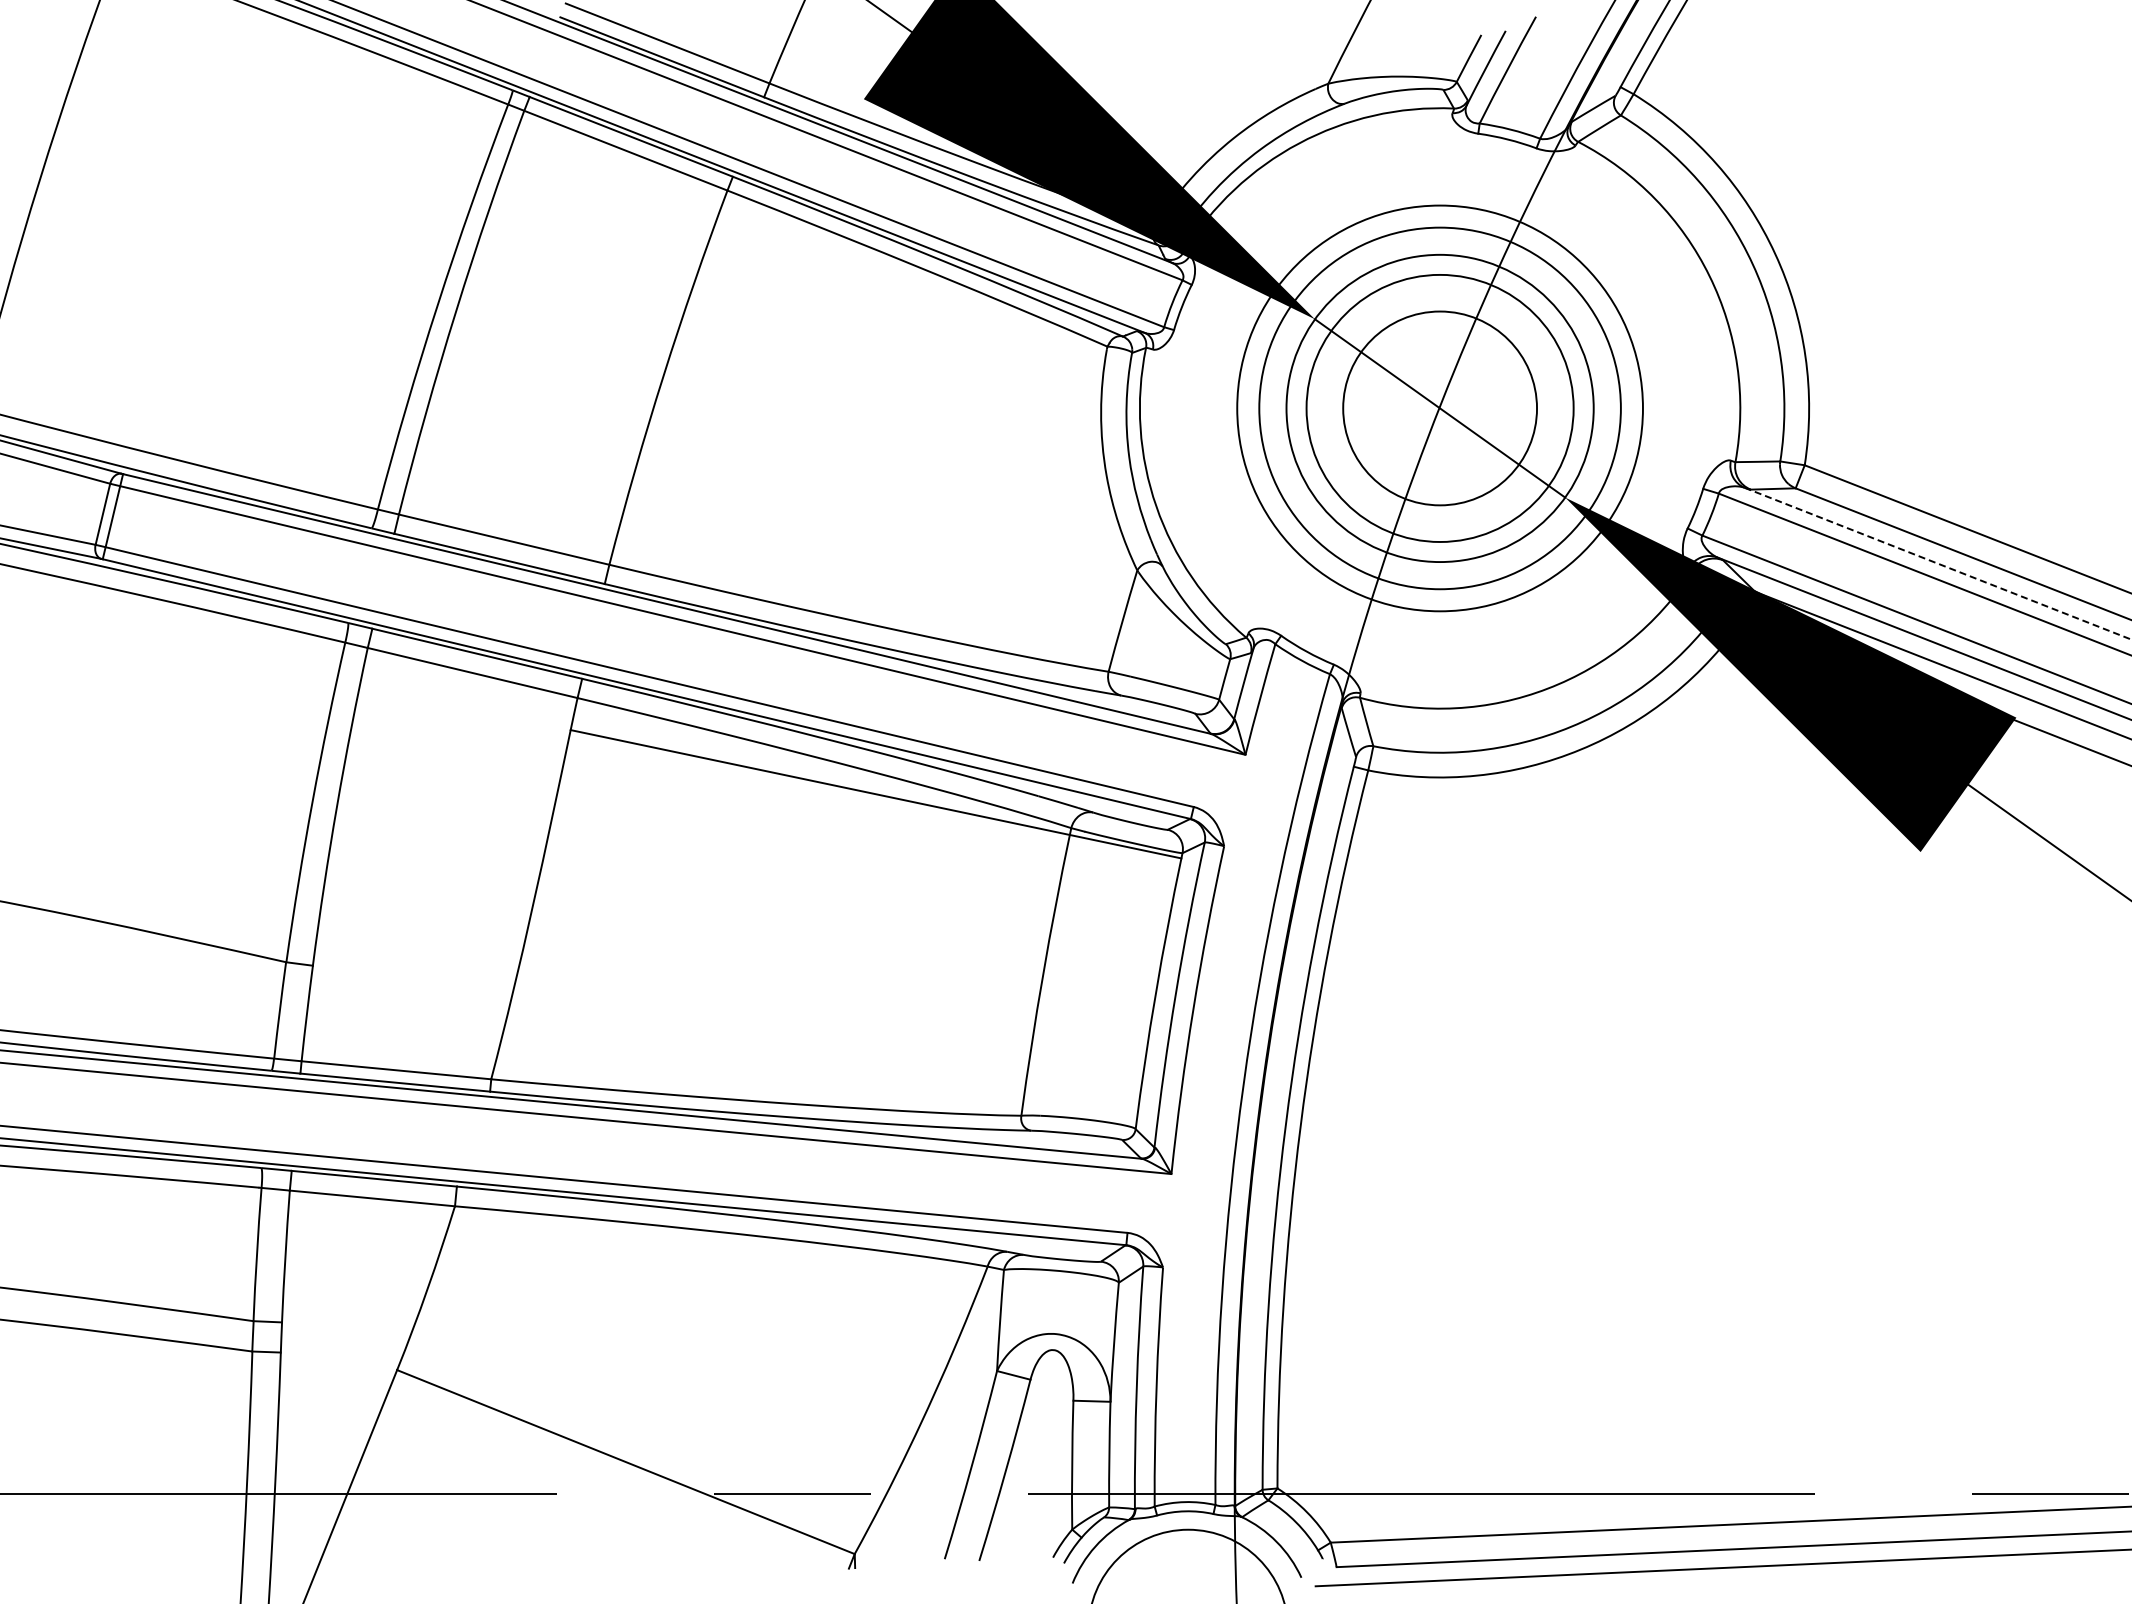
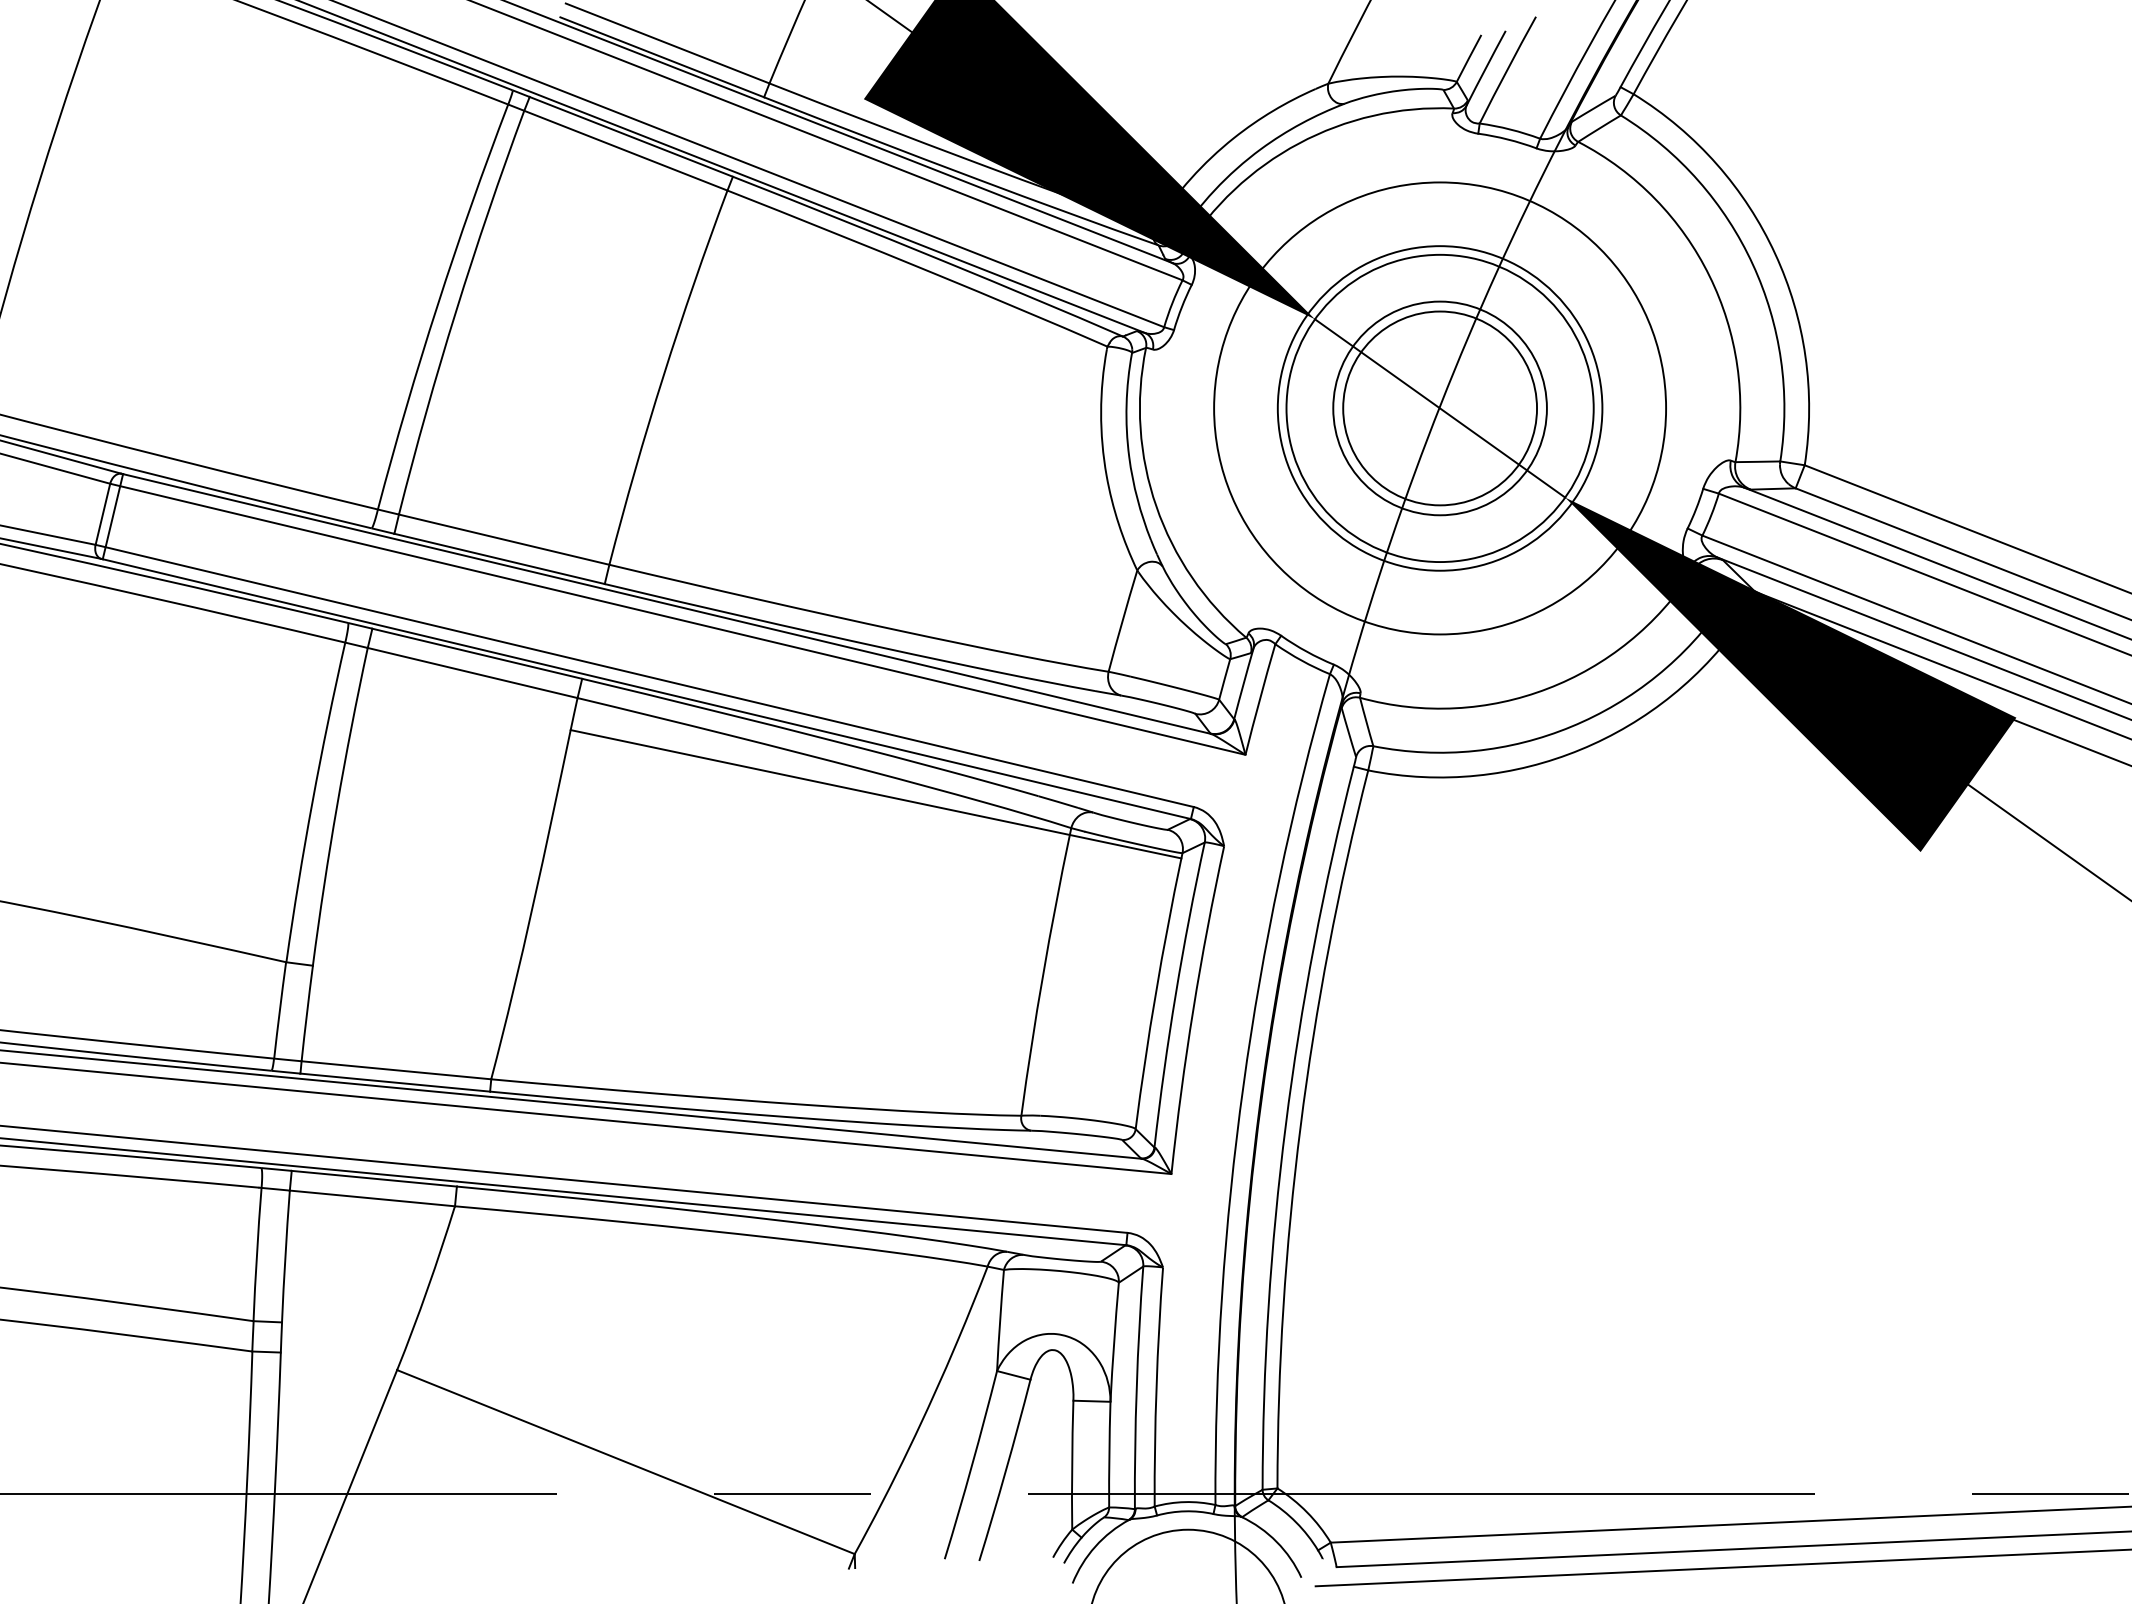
circle diameter: 267 px -> 214 px (1439, 408)
circle diameter: 362 px -> 452 px (1440, 408)
circle diameter: 406 px -> 325 px (1439, 408)
line: dashed -> solid (1938, 563)
